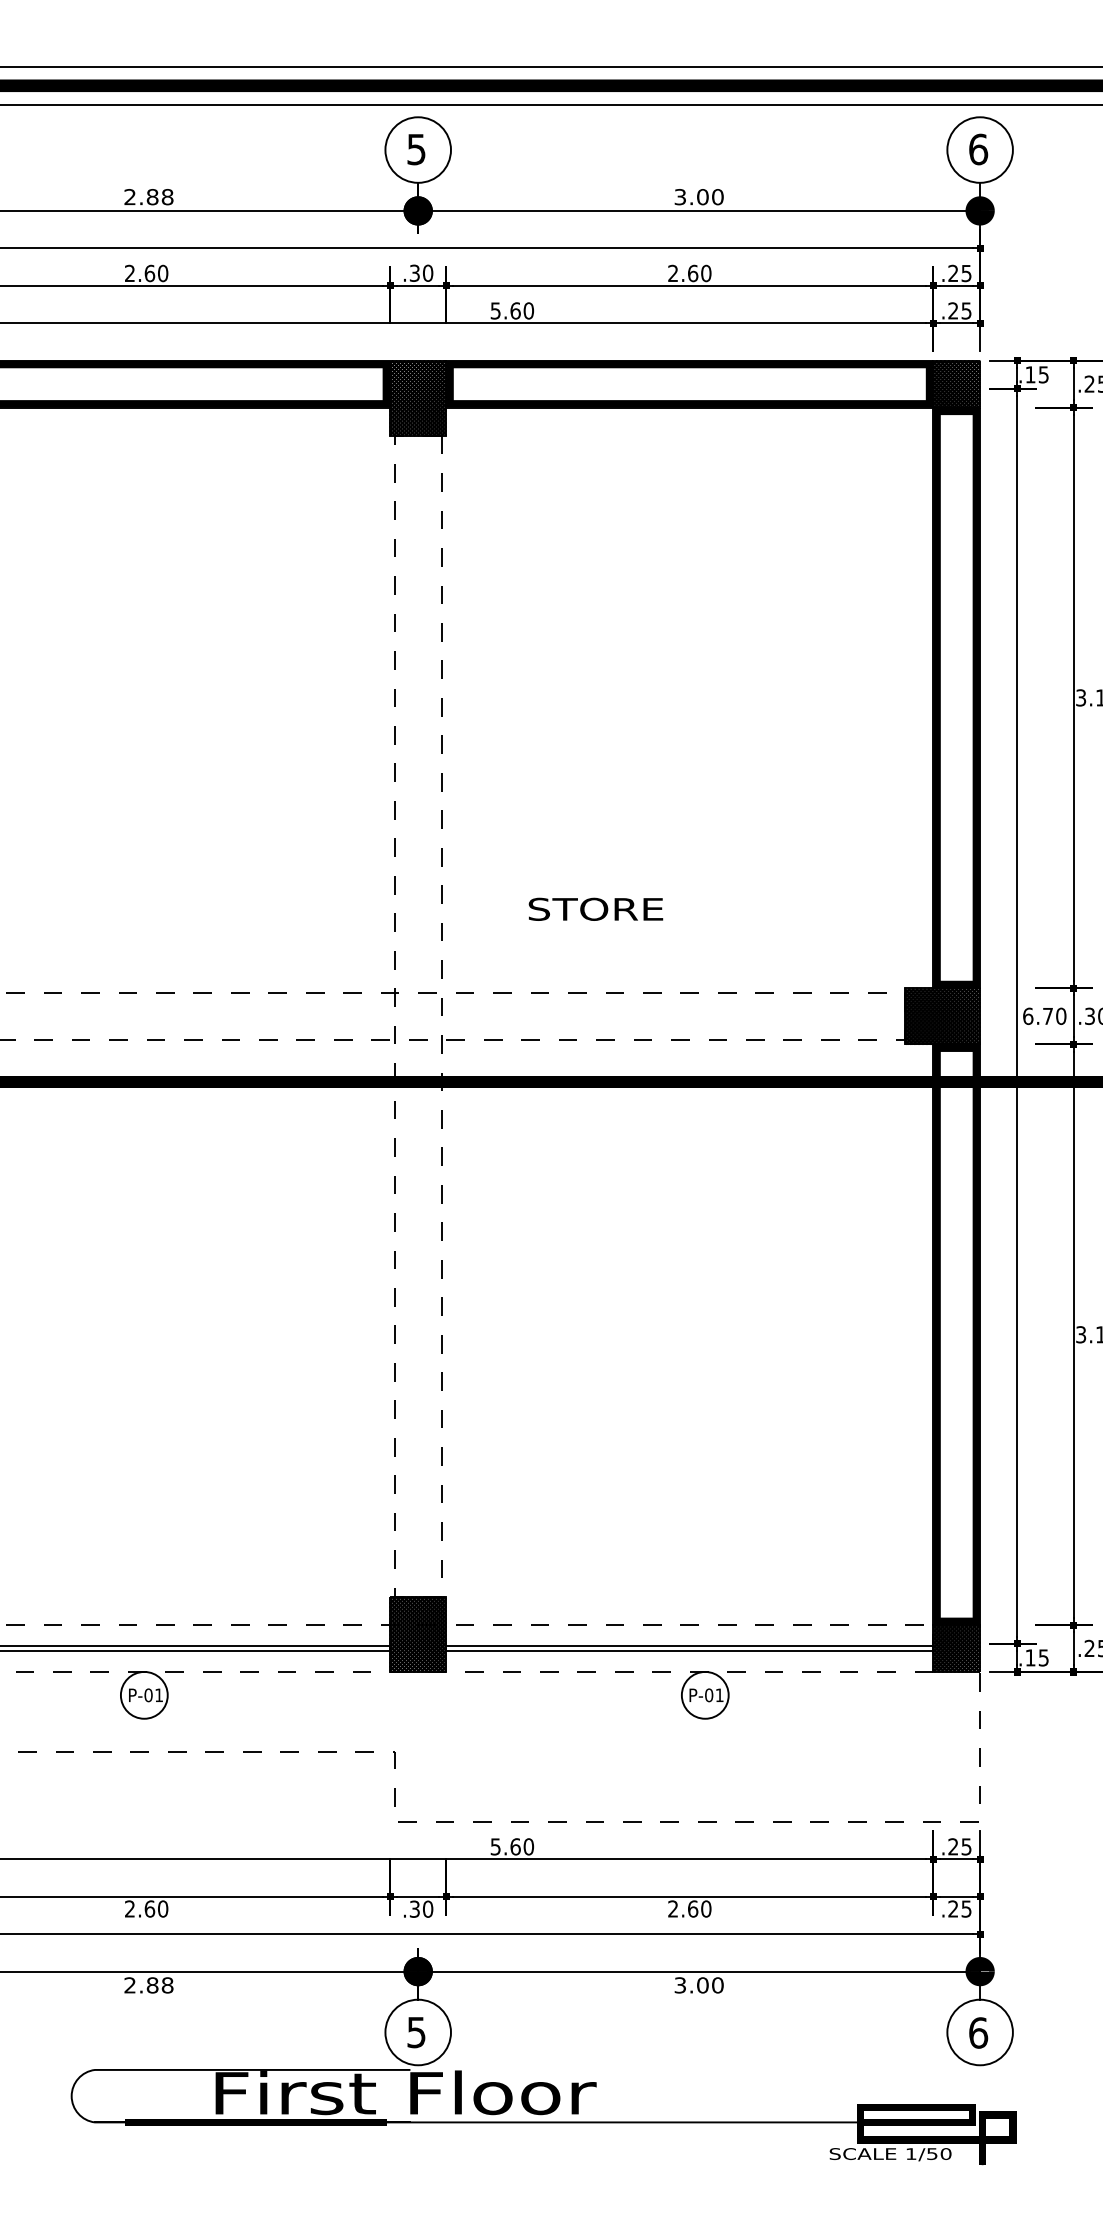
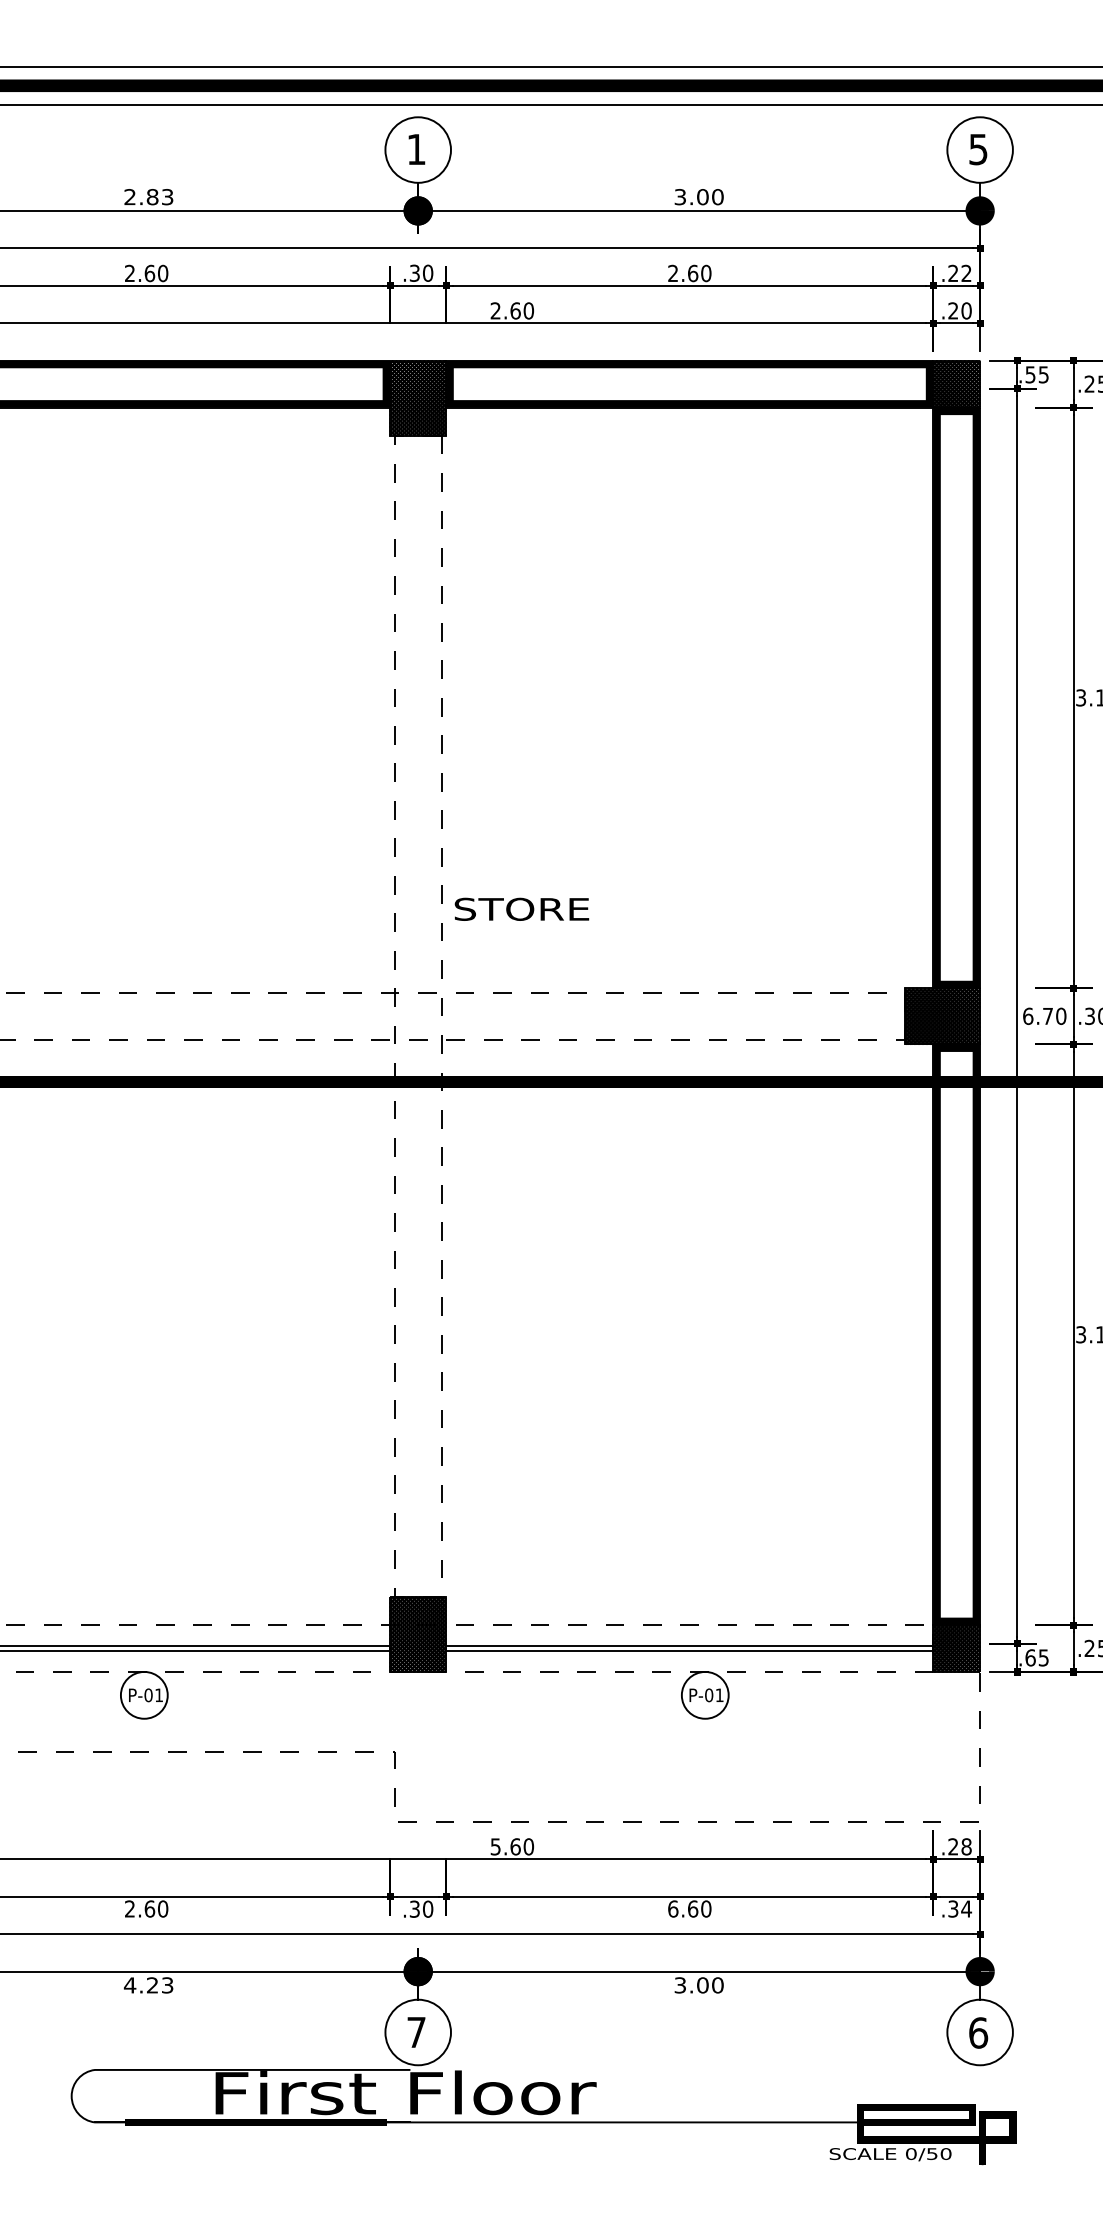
text: 5 -> 1 (416, 149)
text: 6 -> 5 (978, 149)
text: 2.88 -> 2.83 (167, 197)
text: .25 -> .22 (966, 273)
text: 5.60 -> 2.60 (495, 310)
text: .25 -> .20 (966, 310)
text: .15 -> .55 (1030, 374)
text position: (595, 908) -> (521, 908) (521, 908)
text: .15 -> .65 (1030, 1657)
text: .25 -> .28 (966, 1846)
text: 2.60 -> 6.60 (673, 1908)
text: .25 -> .34 (960, 1908)
text: 2.88 -> 4.23 (148, 1985)
text: 5 -> 7 (416, 2032)
text: 1/50 -> 0/50 (911, 2153)
